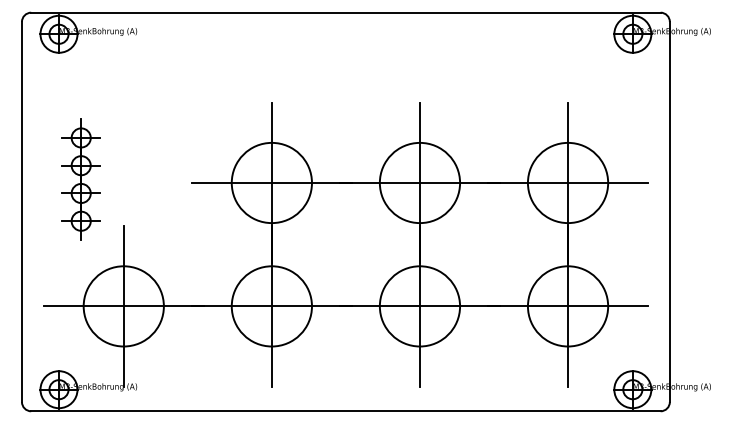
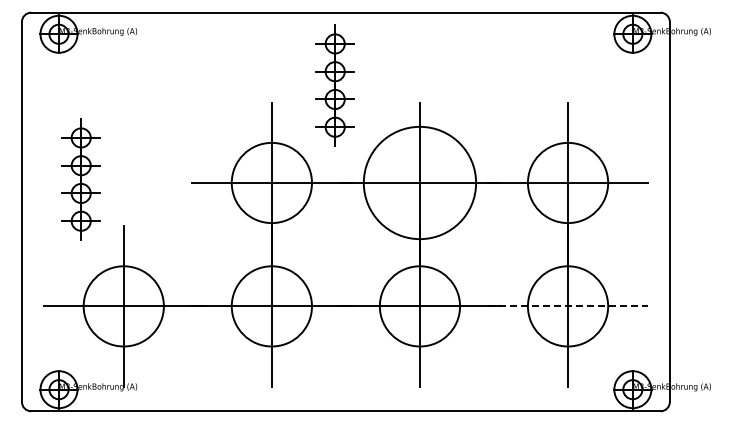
part: none -> present (334, 85)
circle diameter: 80 px -> 112 px (419, 182)
line: solid -> dashed (568, 306)
